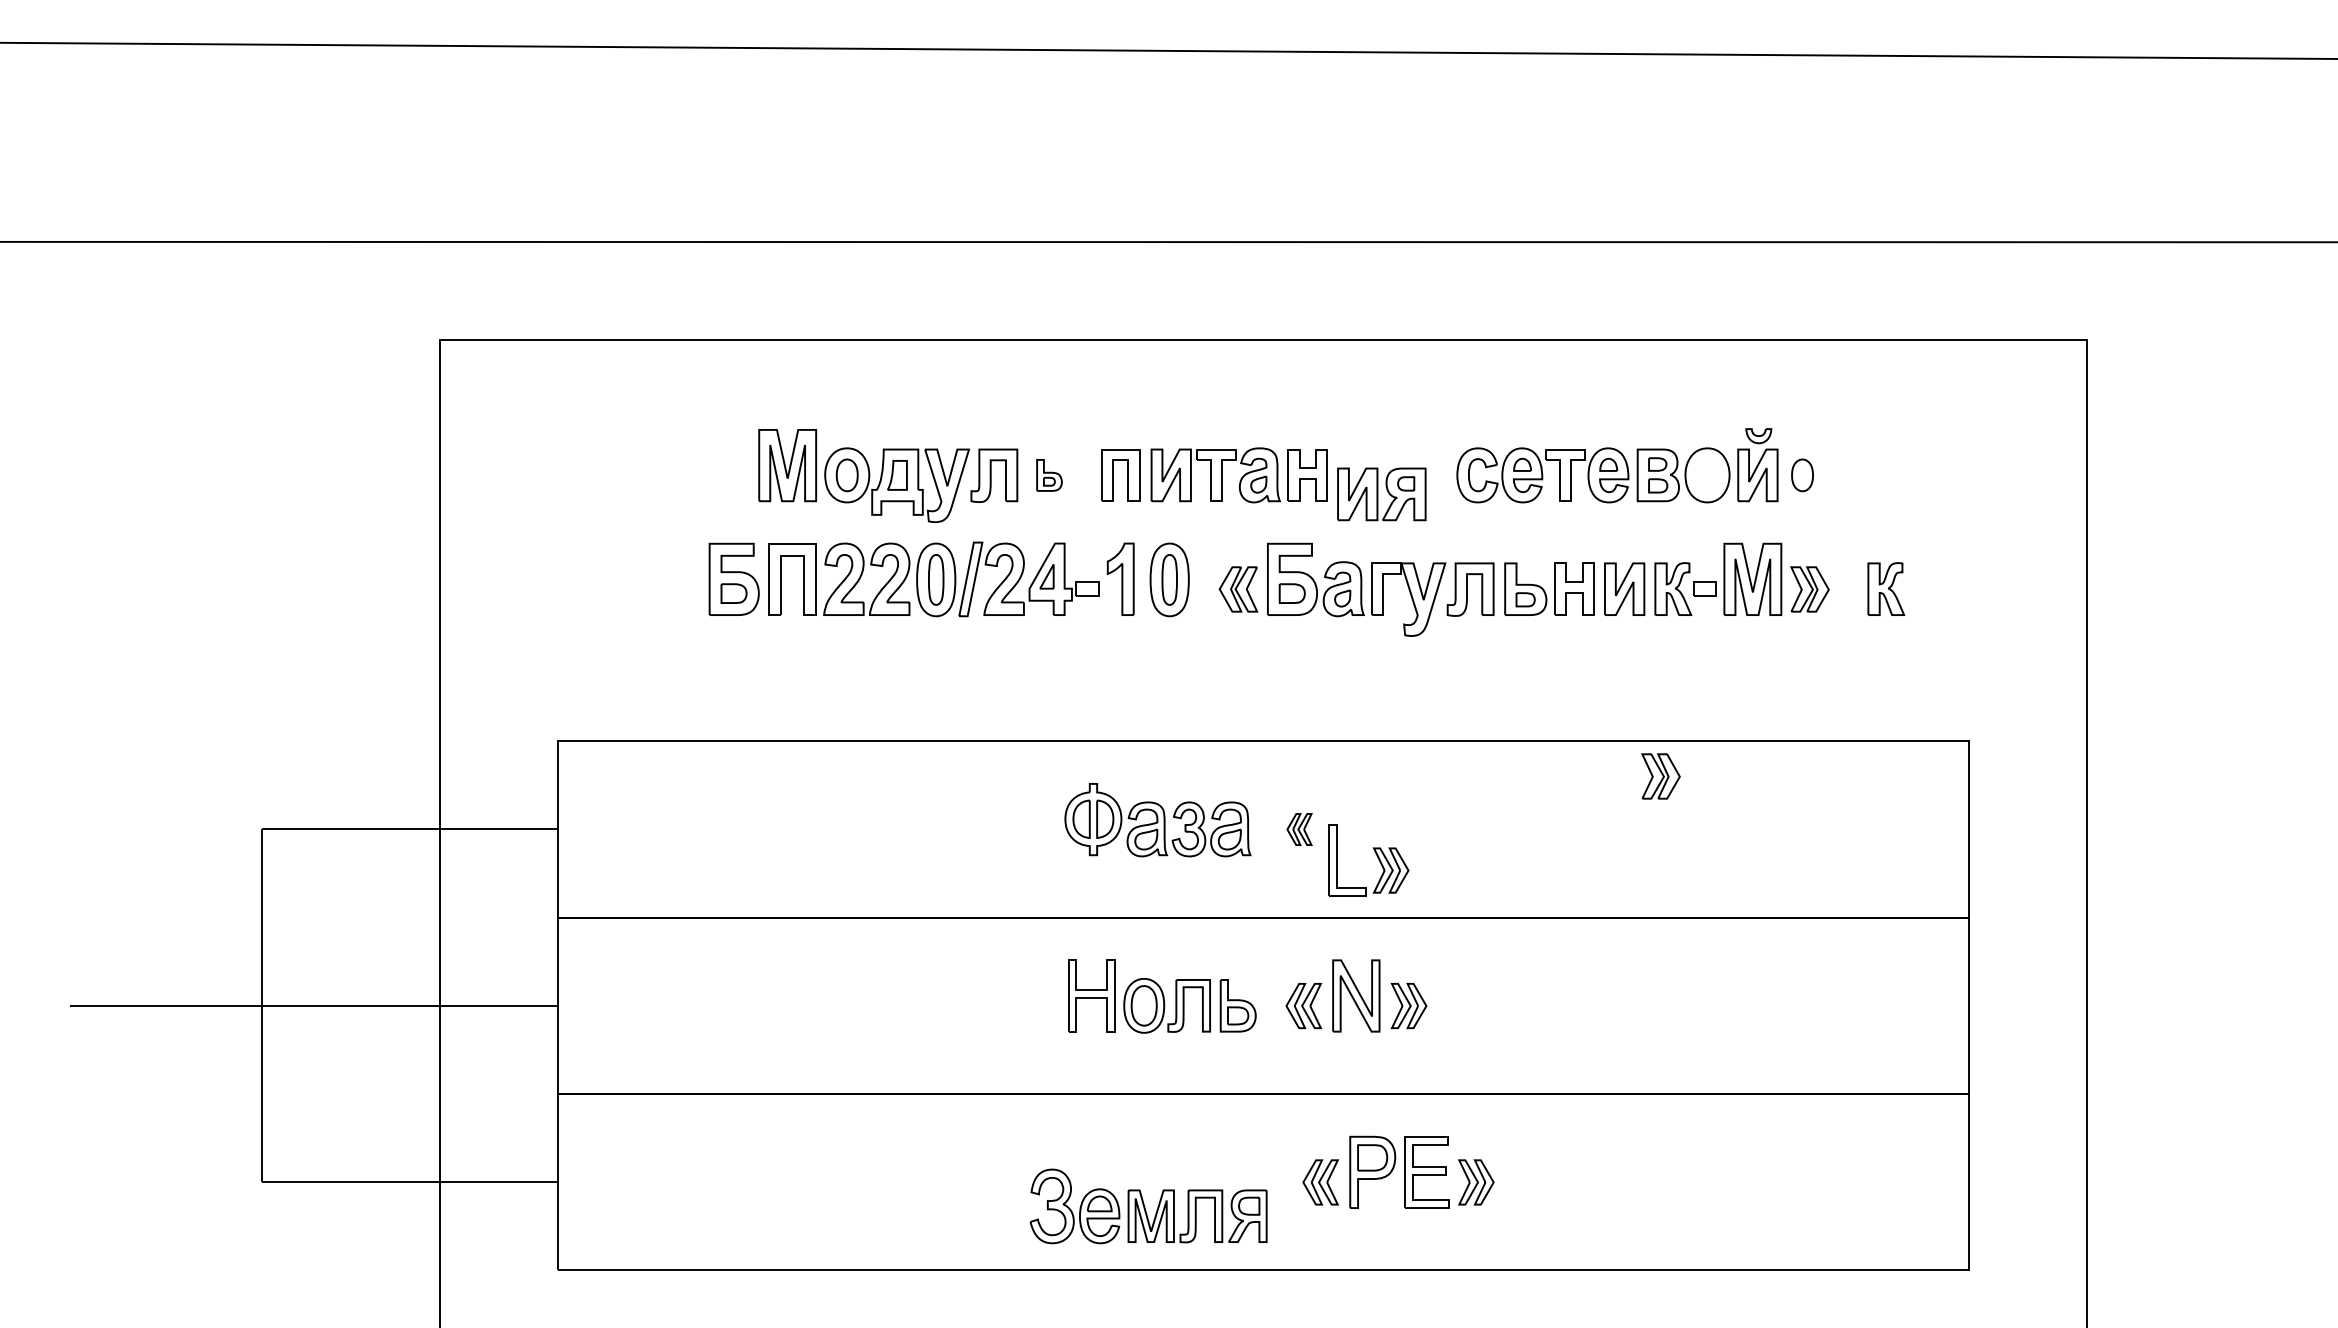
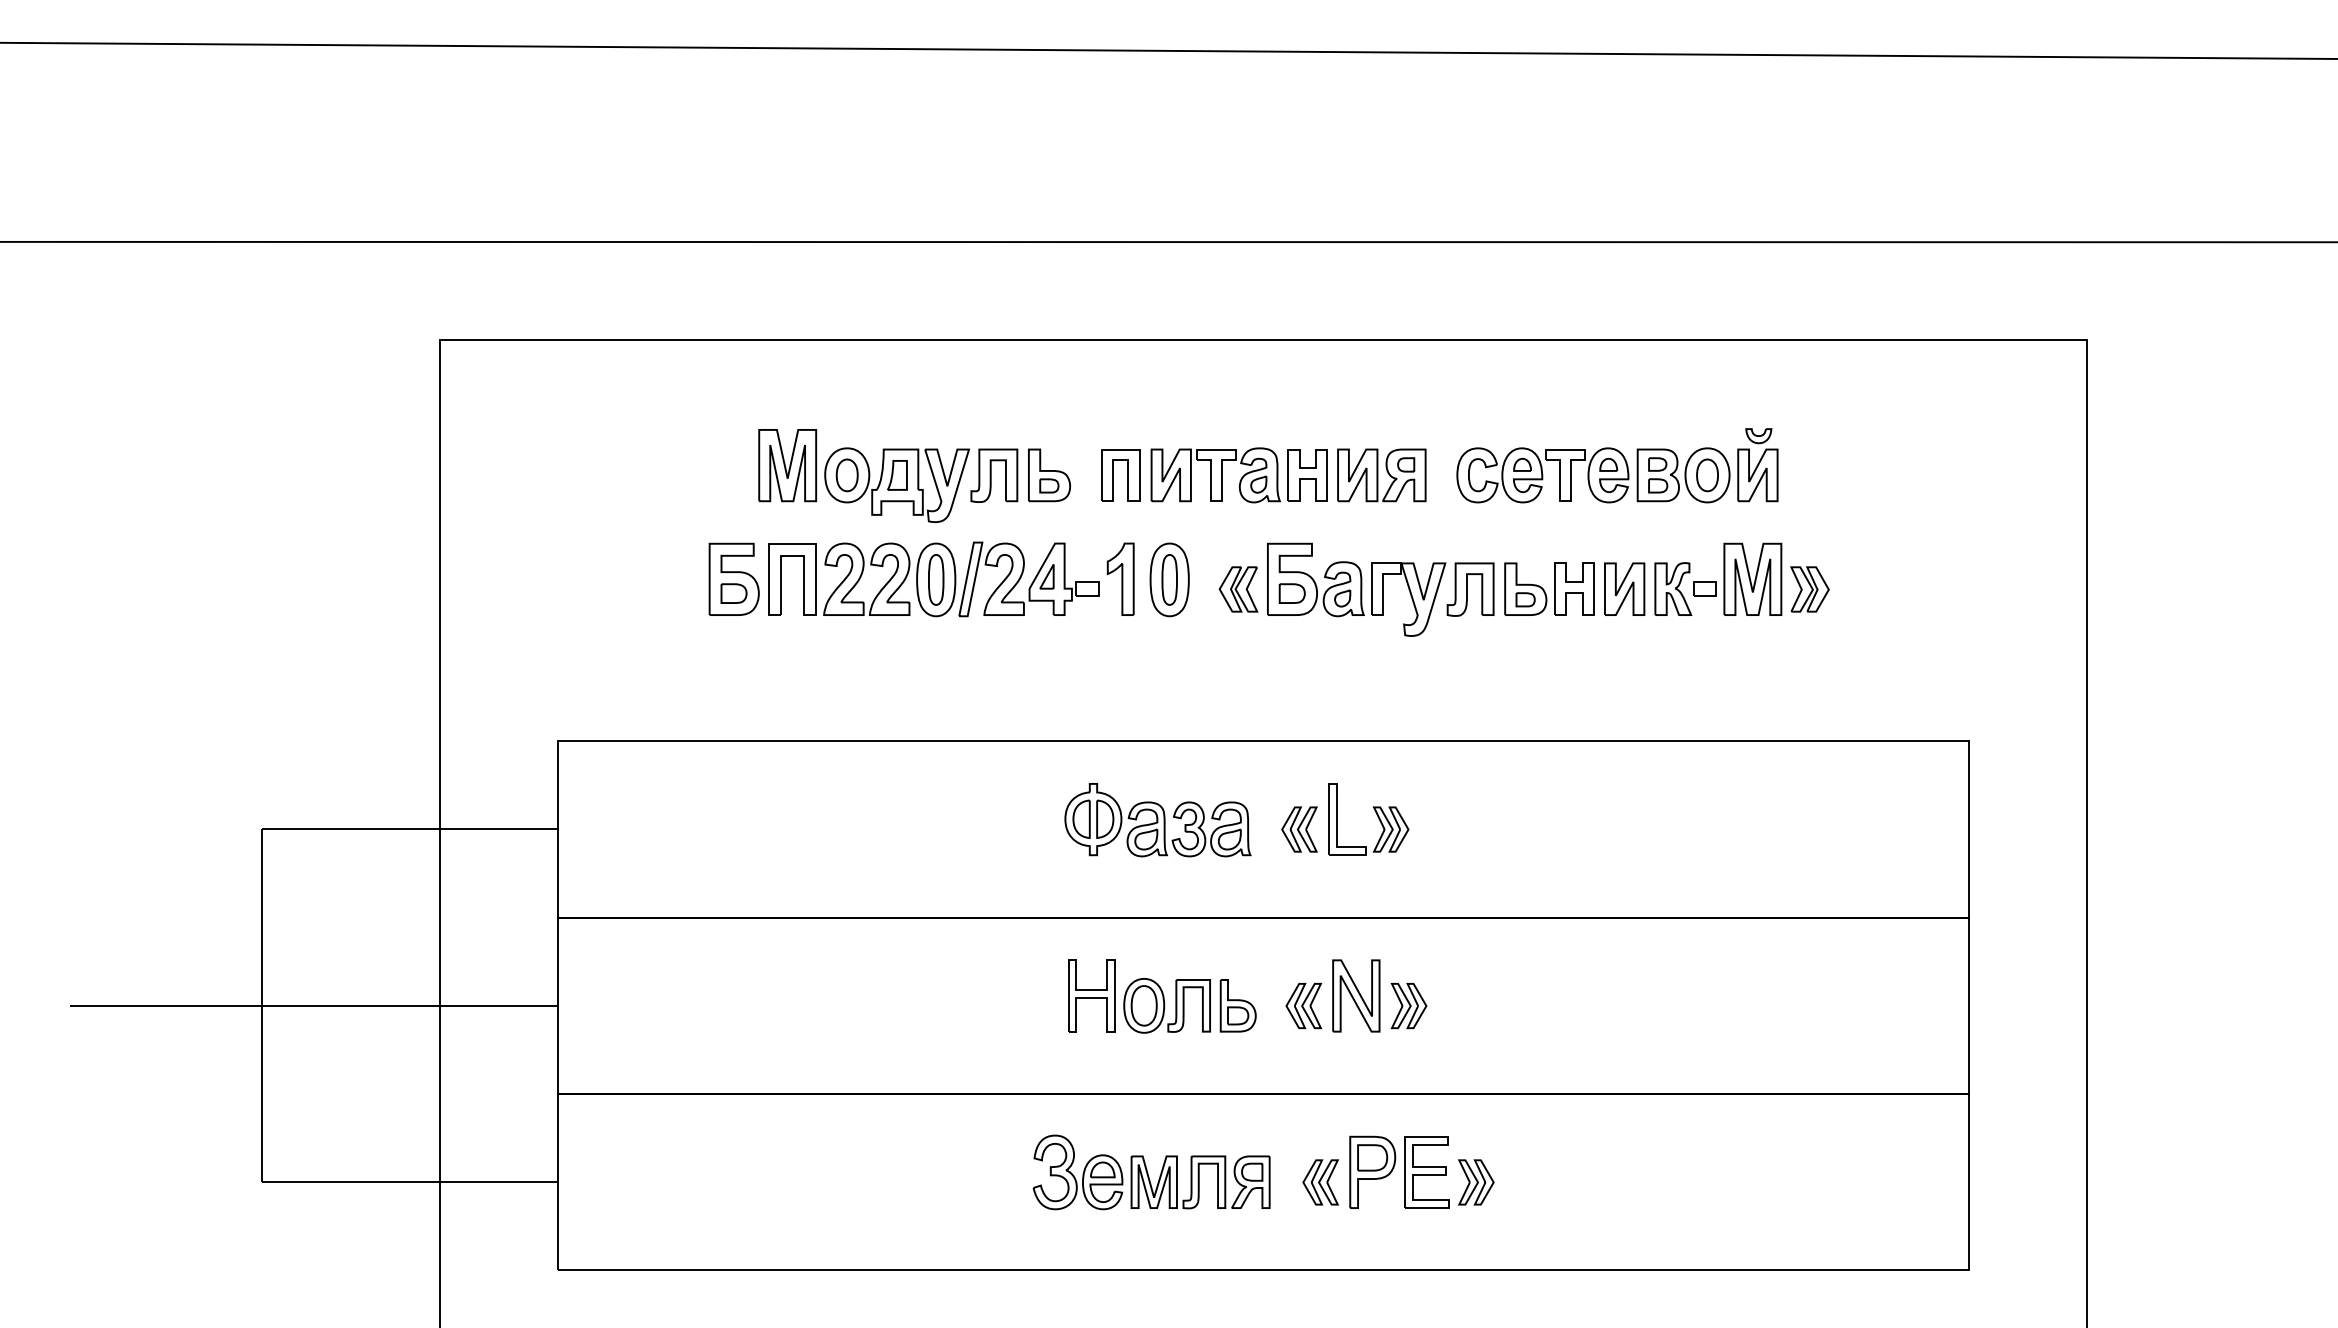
part size: 27x33 px -> 43x55 px (1049, 475)
part position: (1802, 475) -> (1707, 475) (1707, 475)
part position: (1381, 494) -> (1381, 475) (1381, 475)
part: present -> none (1886, 588)
part: present -> none (1660, 776)
part size: 27x33 px -> 37x47 px (1299, 829)
part position: (1376, 856) -> (1376, 815) (1376, 815)
part position: (1148, 1206) -> (1151, 1172) (1151, 1172)
